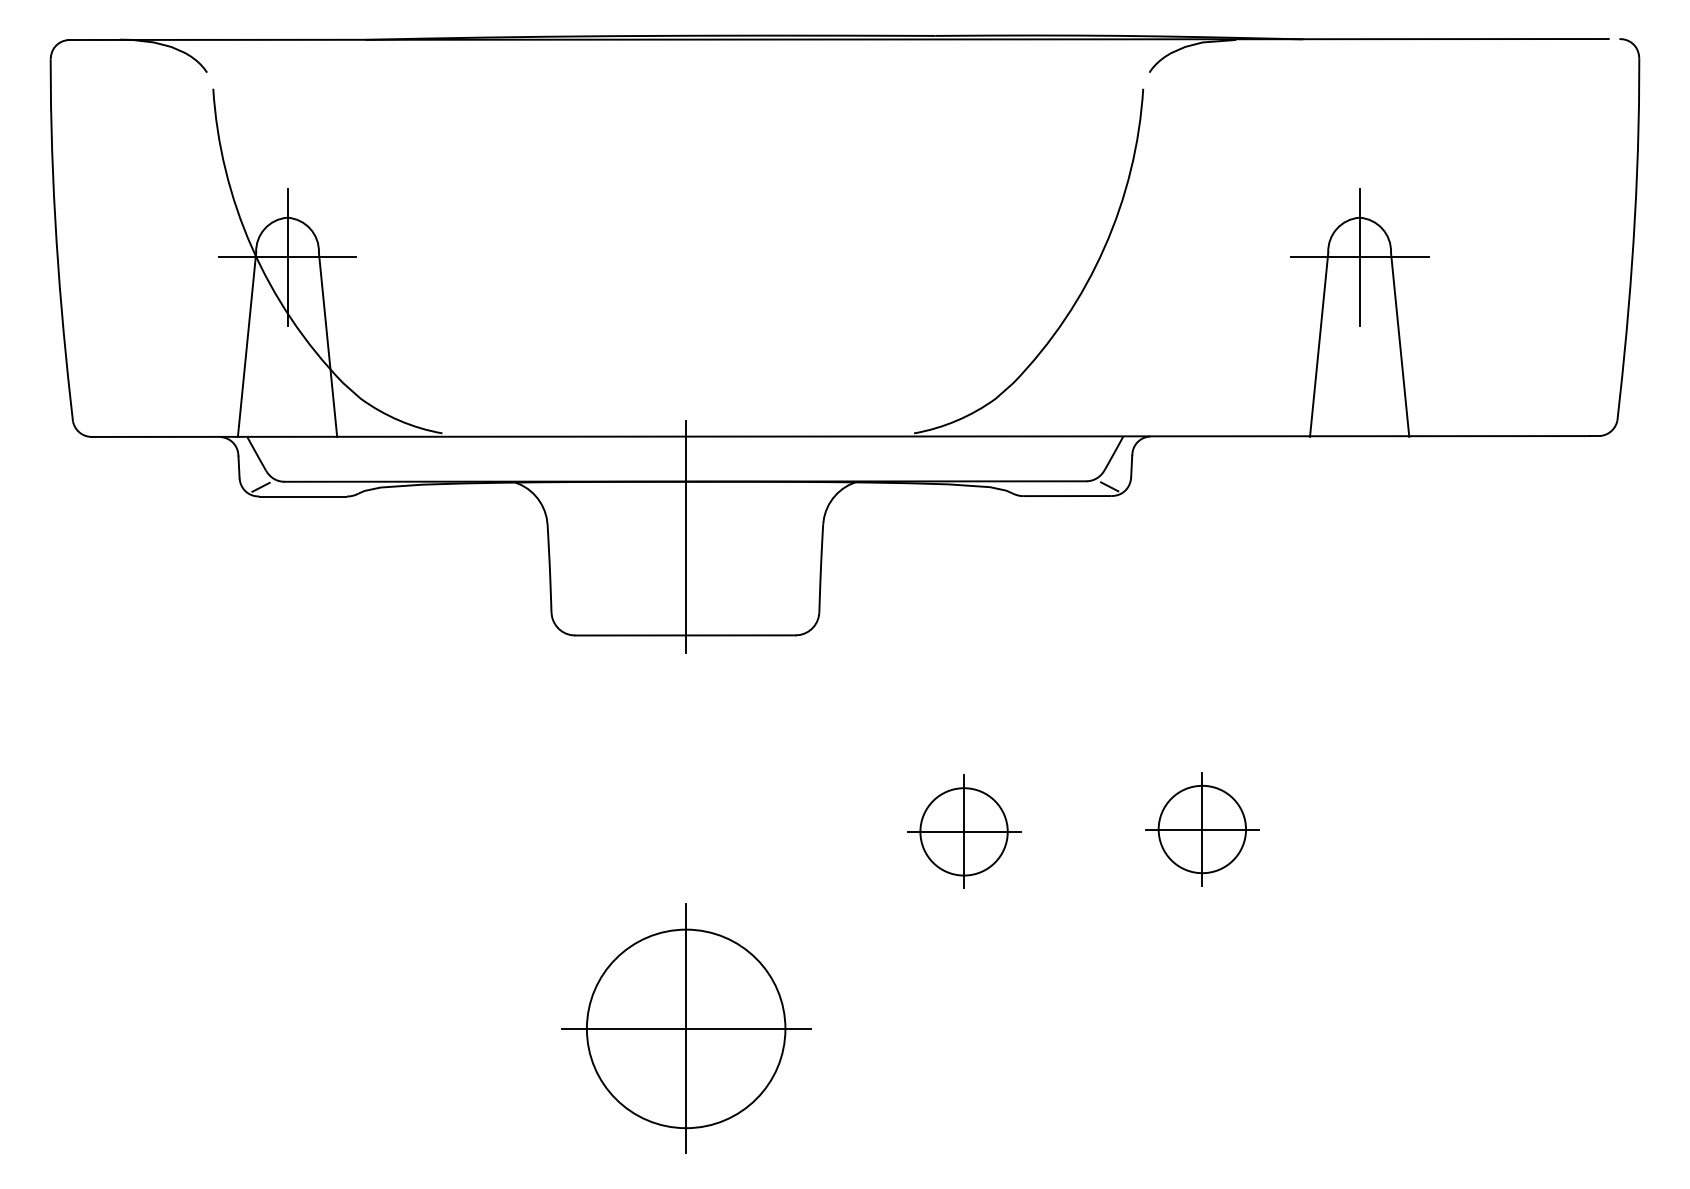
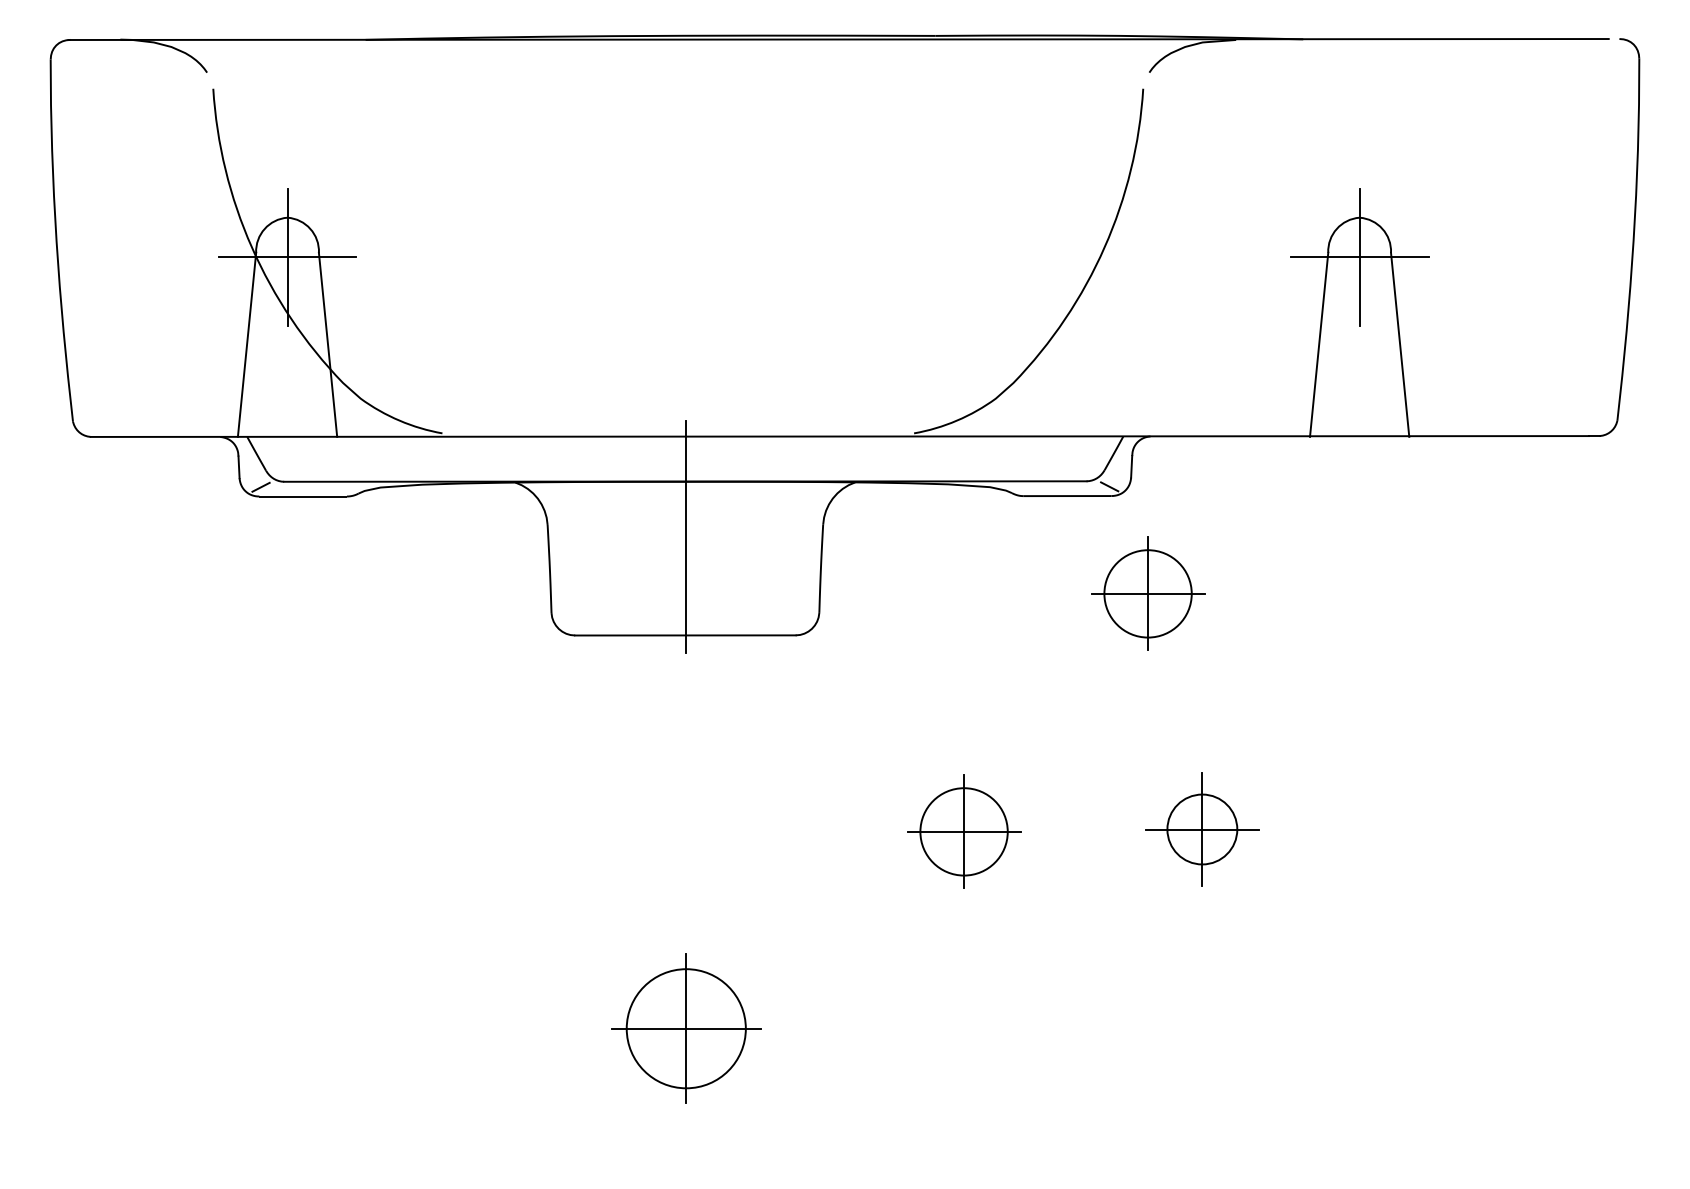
part: none -> present (1148, 593)
circle diameter: 87 px -> 70 px (1202, 829)
part size: 251x251 px -> 151x151 px (686, 1028)
